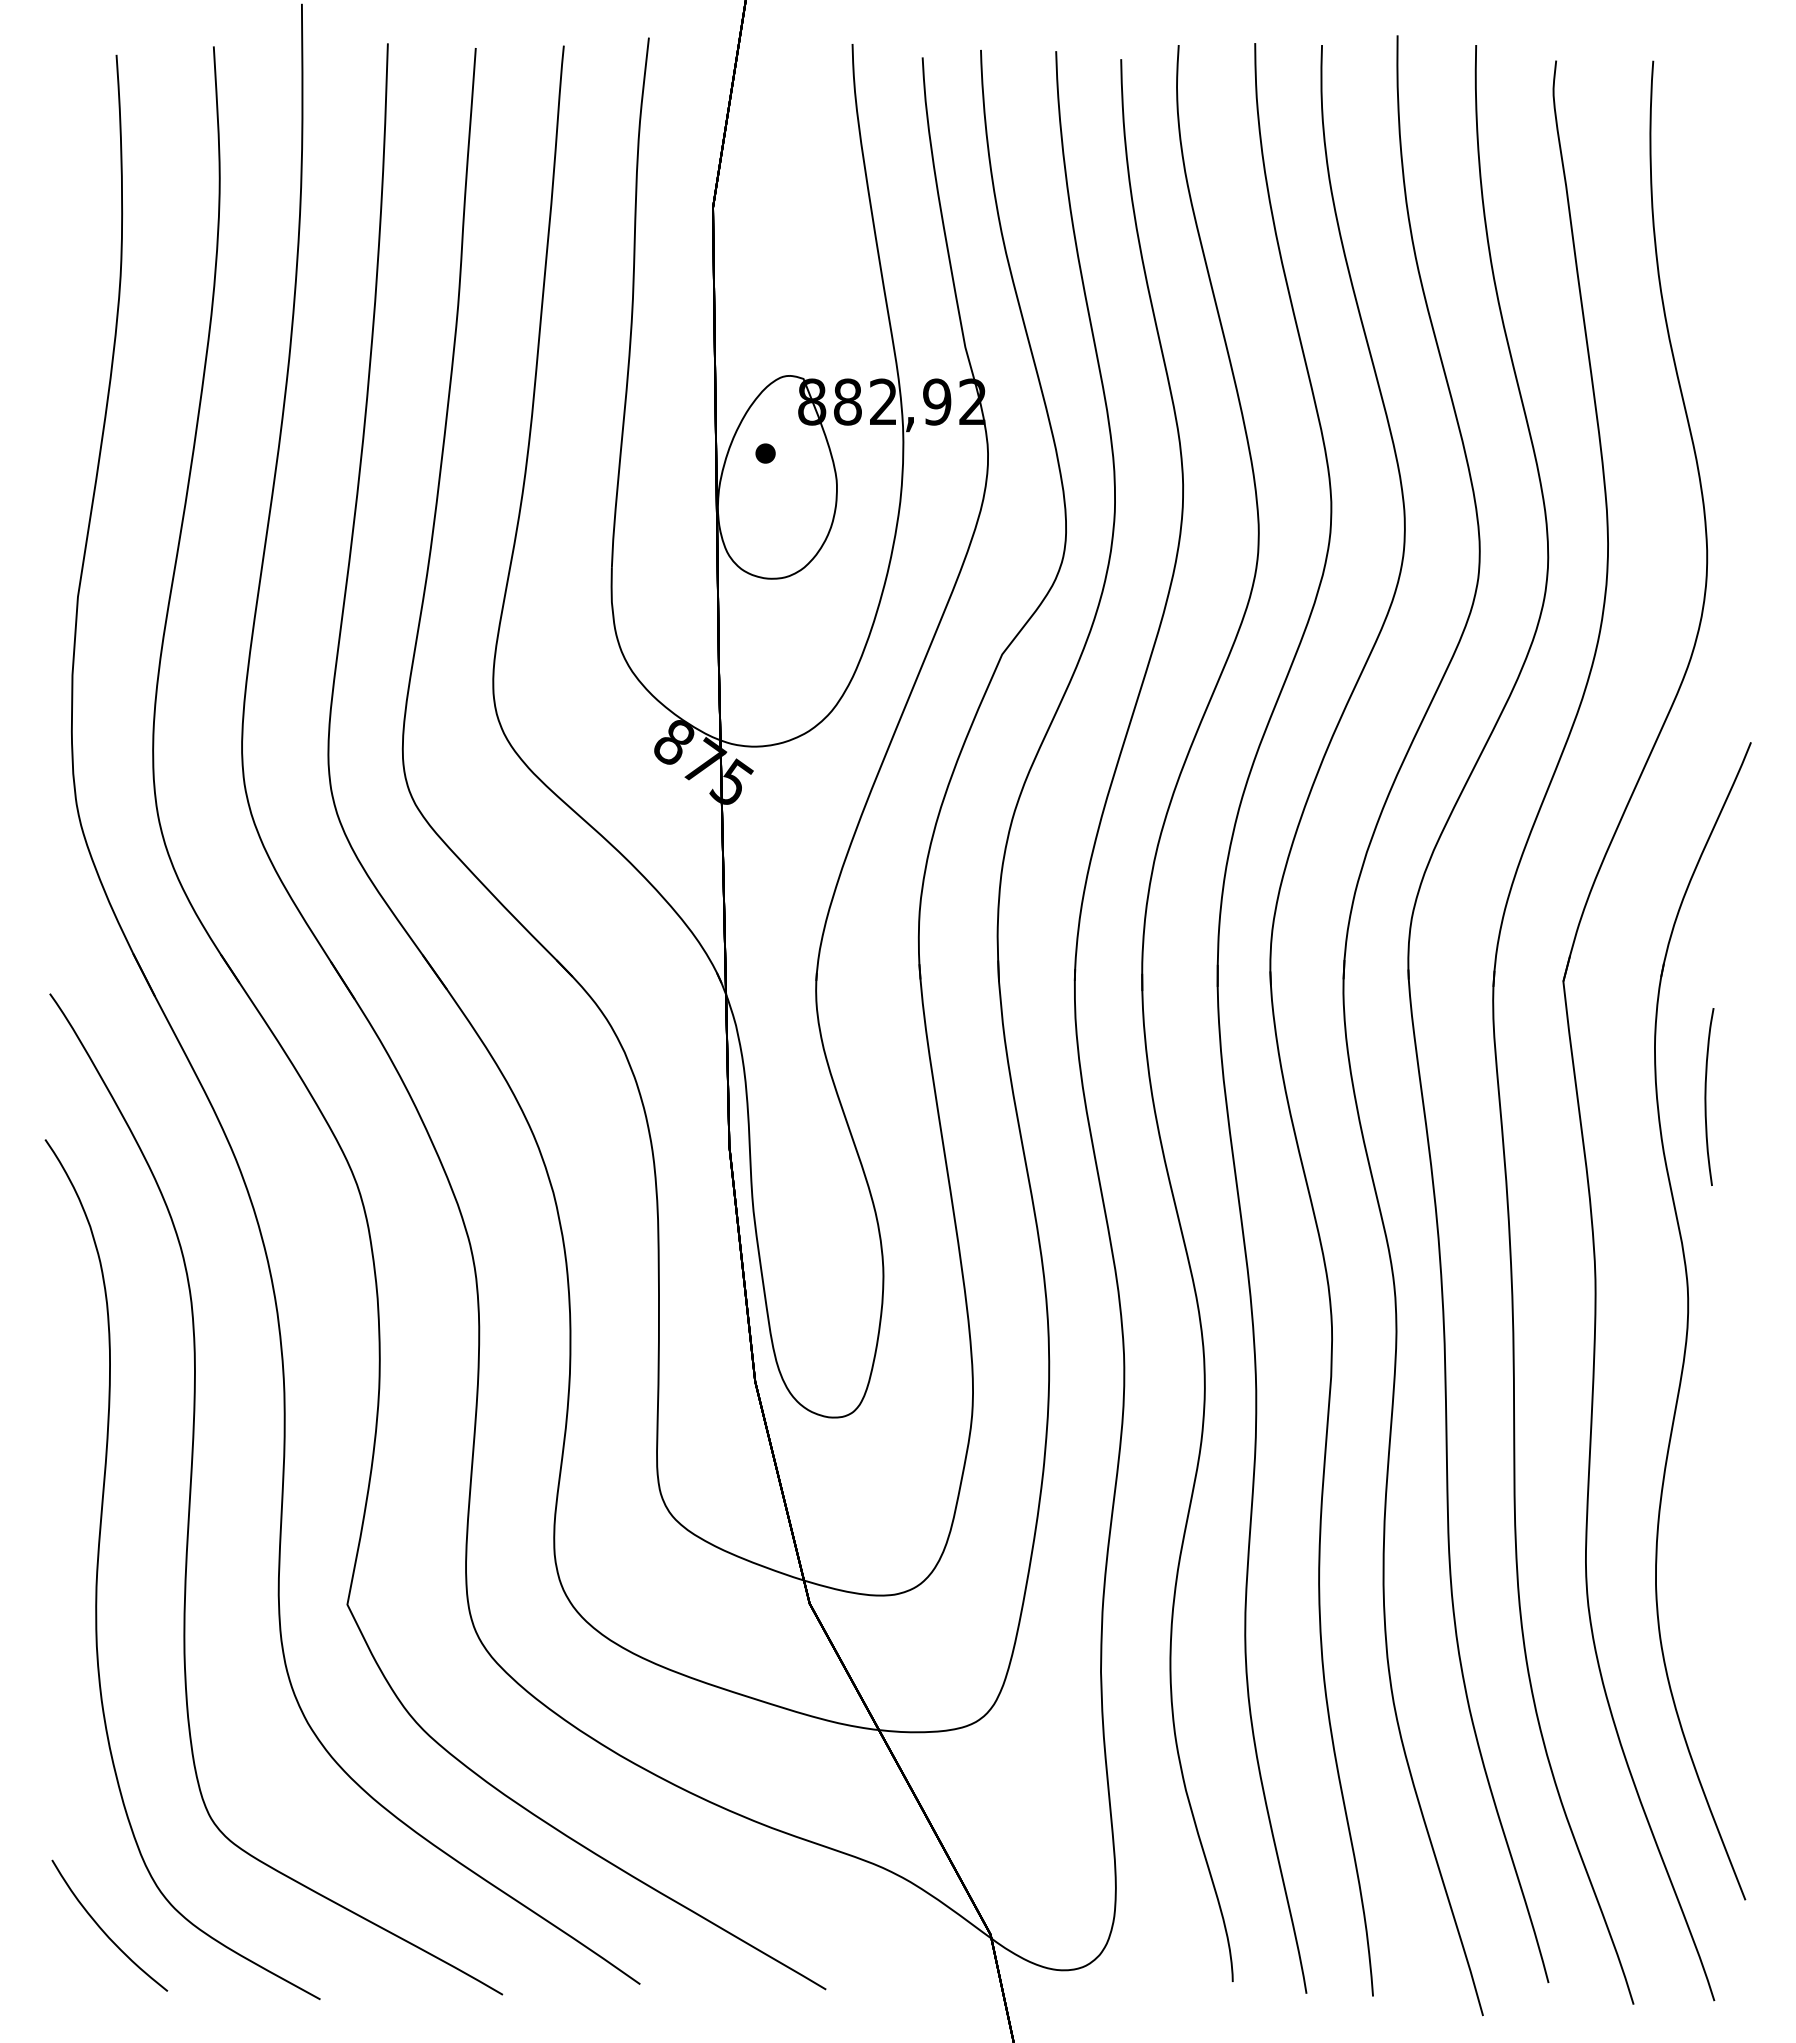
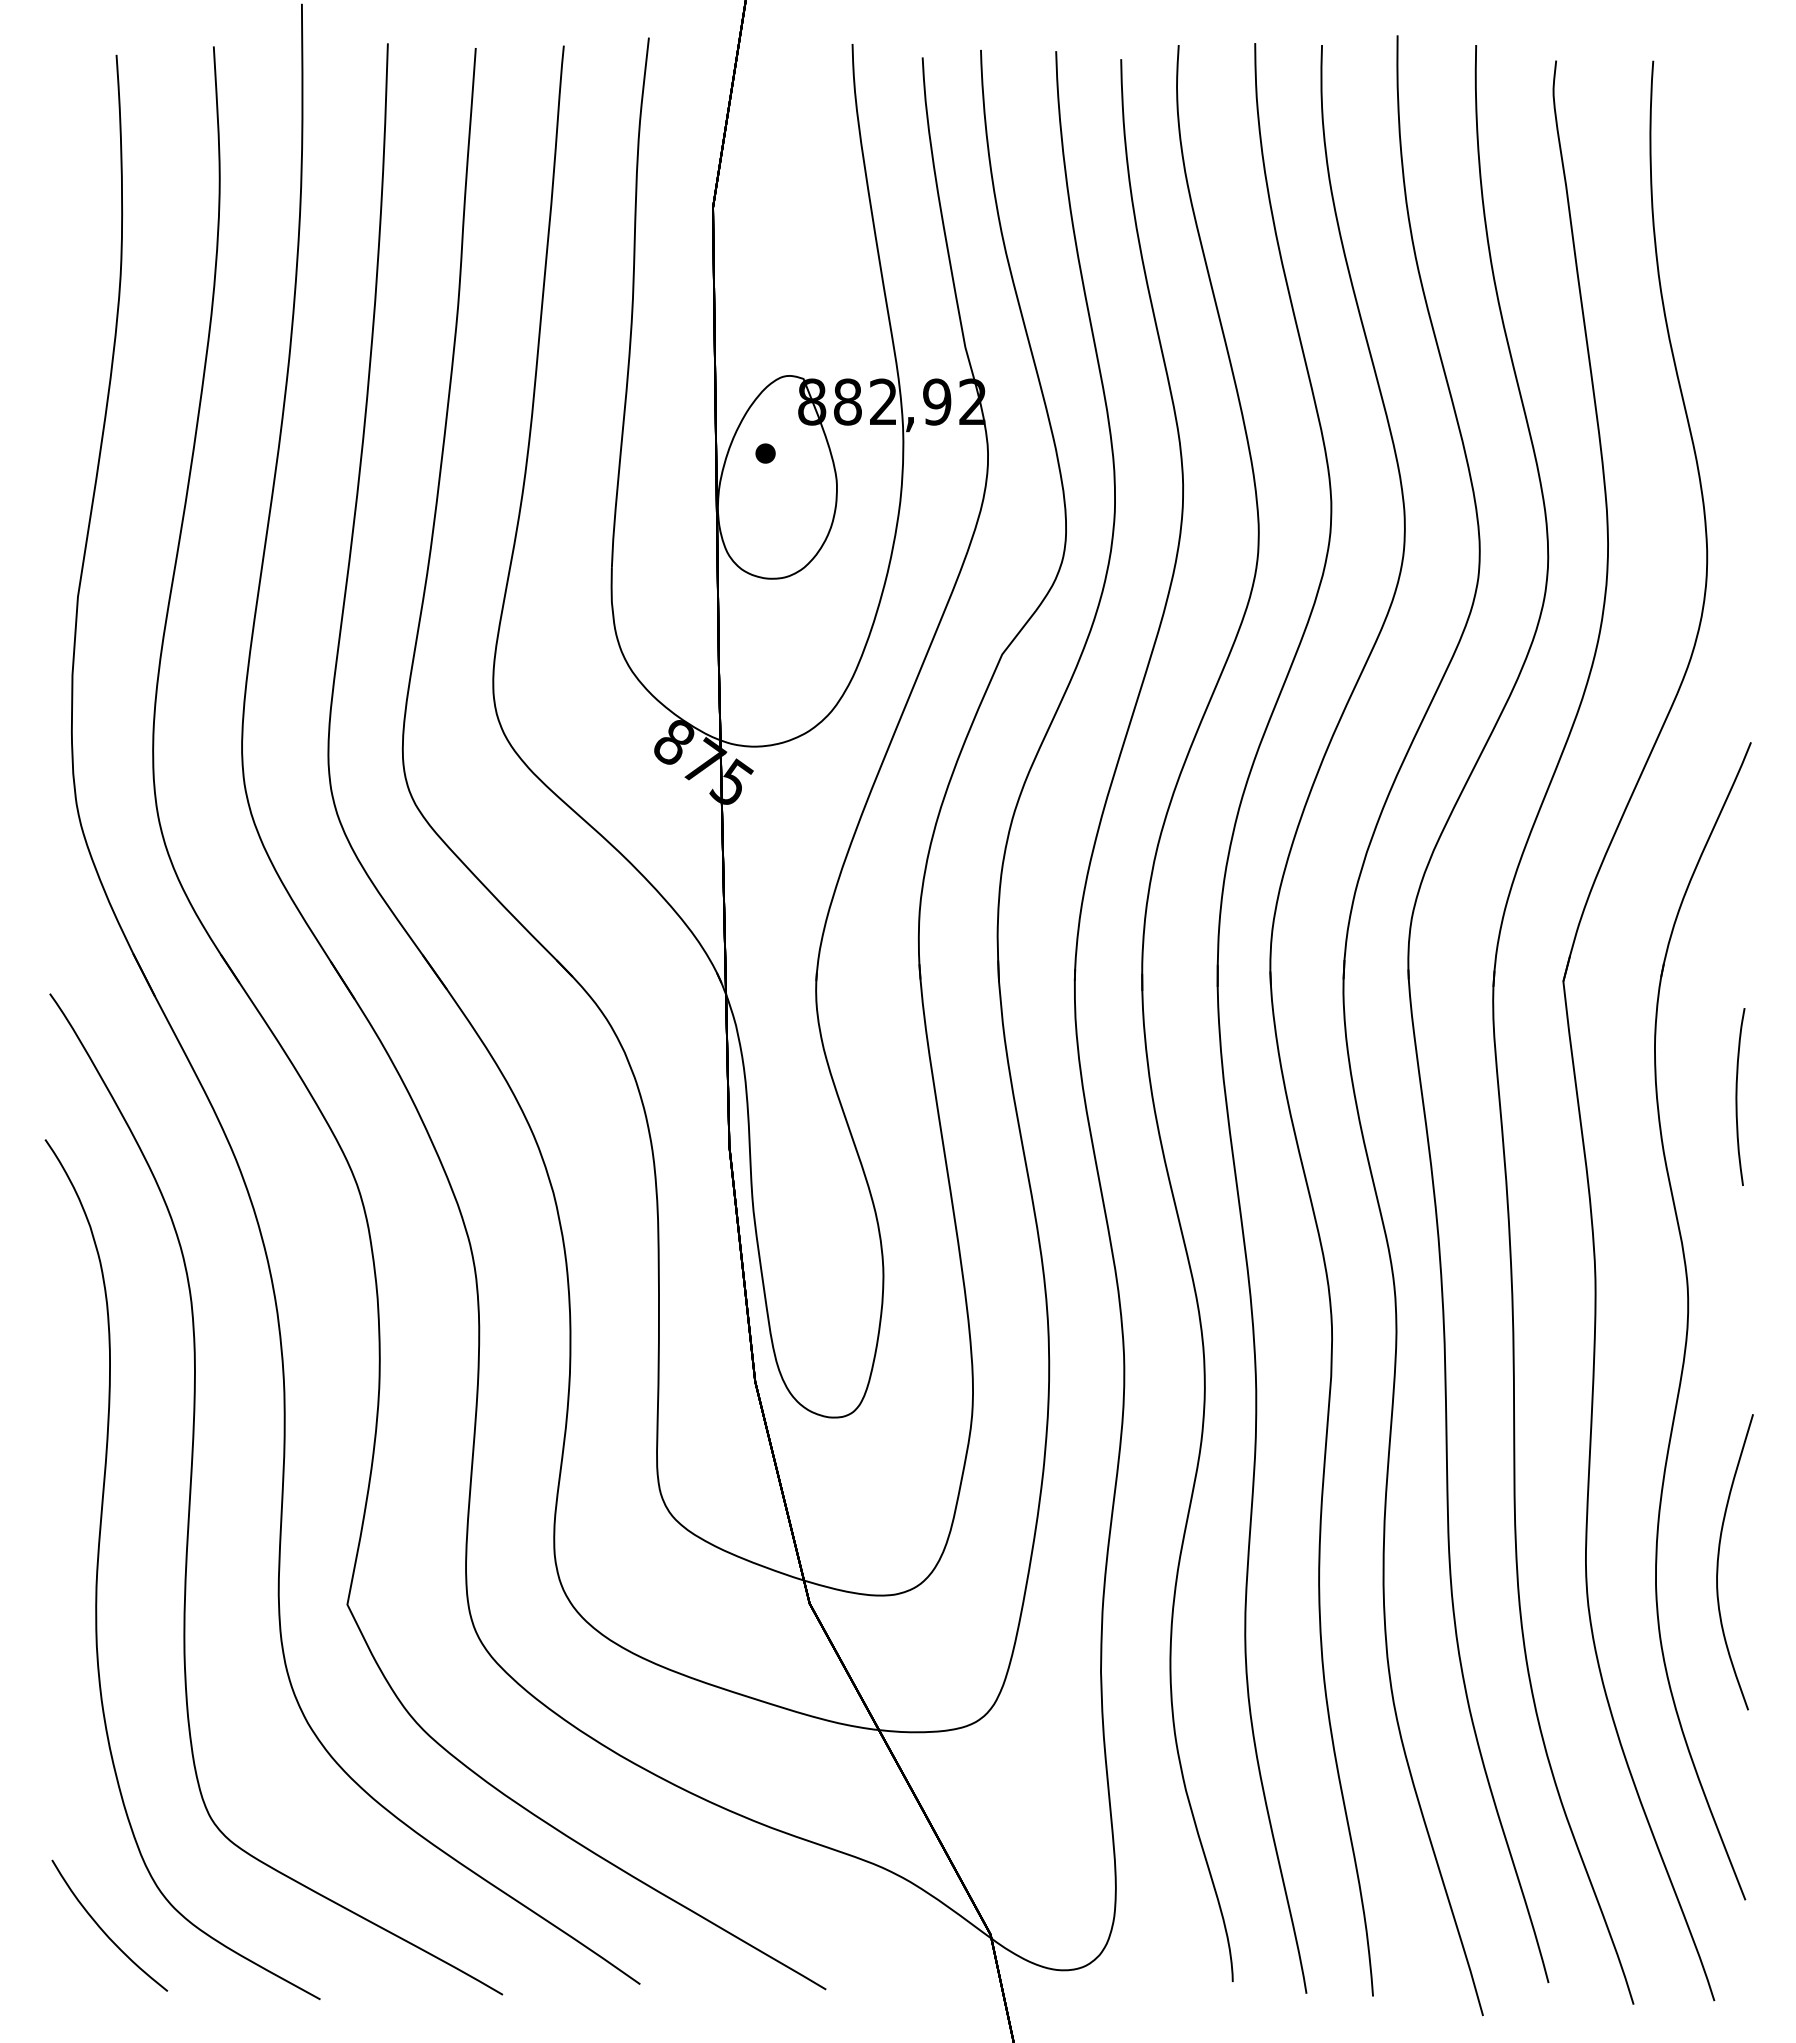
curve position: (1706, 1096) -> (1737, 1096) (1737, 1096)
curve: none -> present (1719, 1557)
